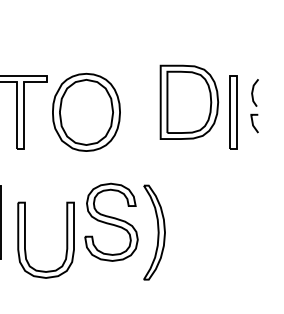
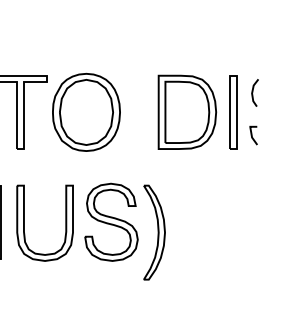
part position: (189, 101) -> (187, 111) (187, 111)
line position: (253, 123) -> (252, 135) (252, 135)
part position: (25, 239) -> (24, 222) (24, 222)
